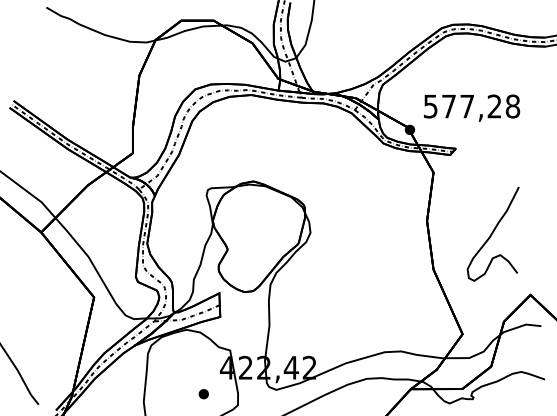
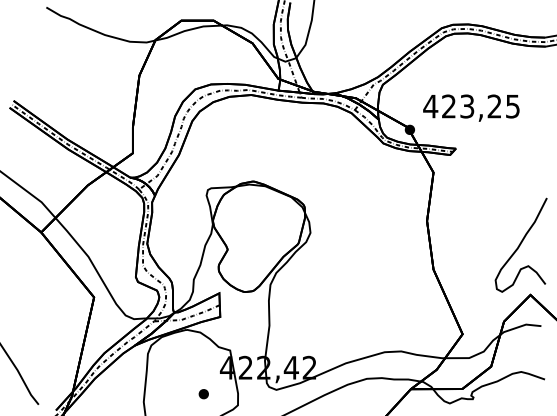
text: 577,28 -> 423,25 (471, 106)
curve position: (492, 233) -> (520, 244) (520, 244)
